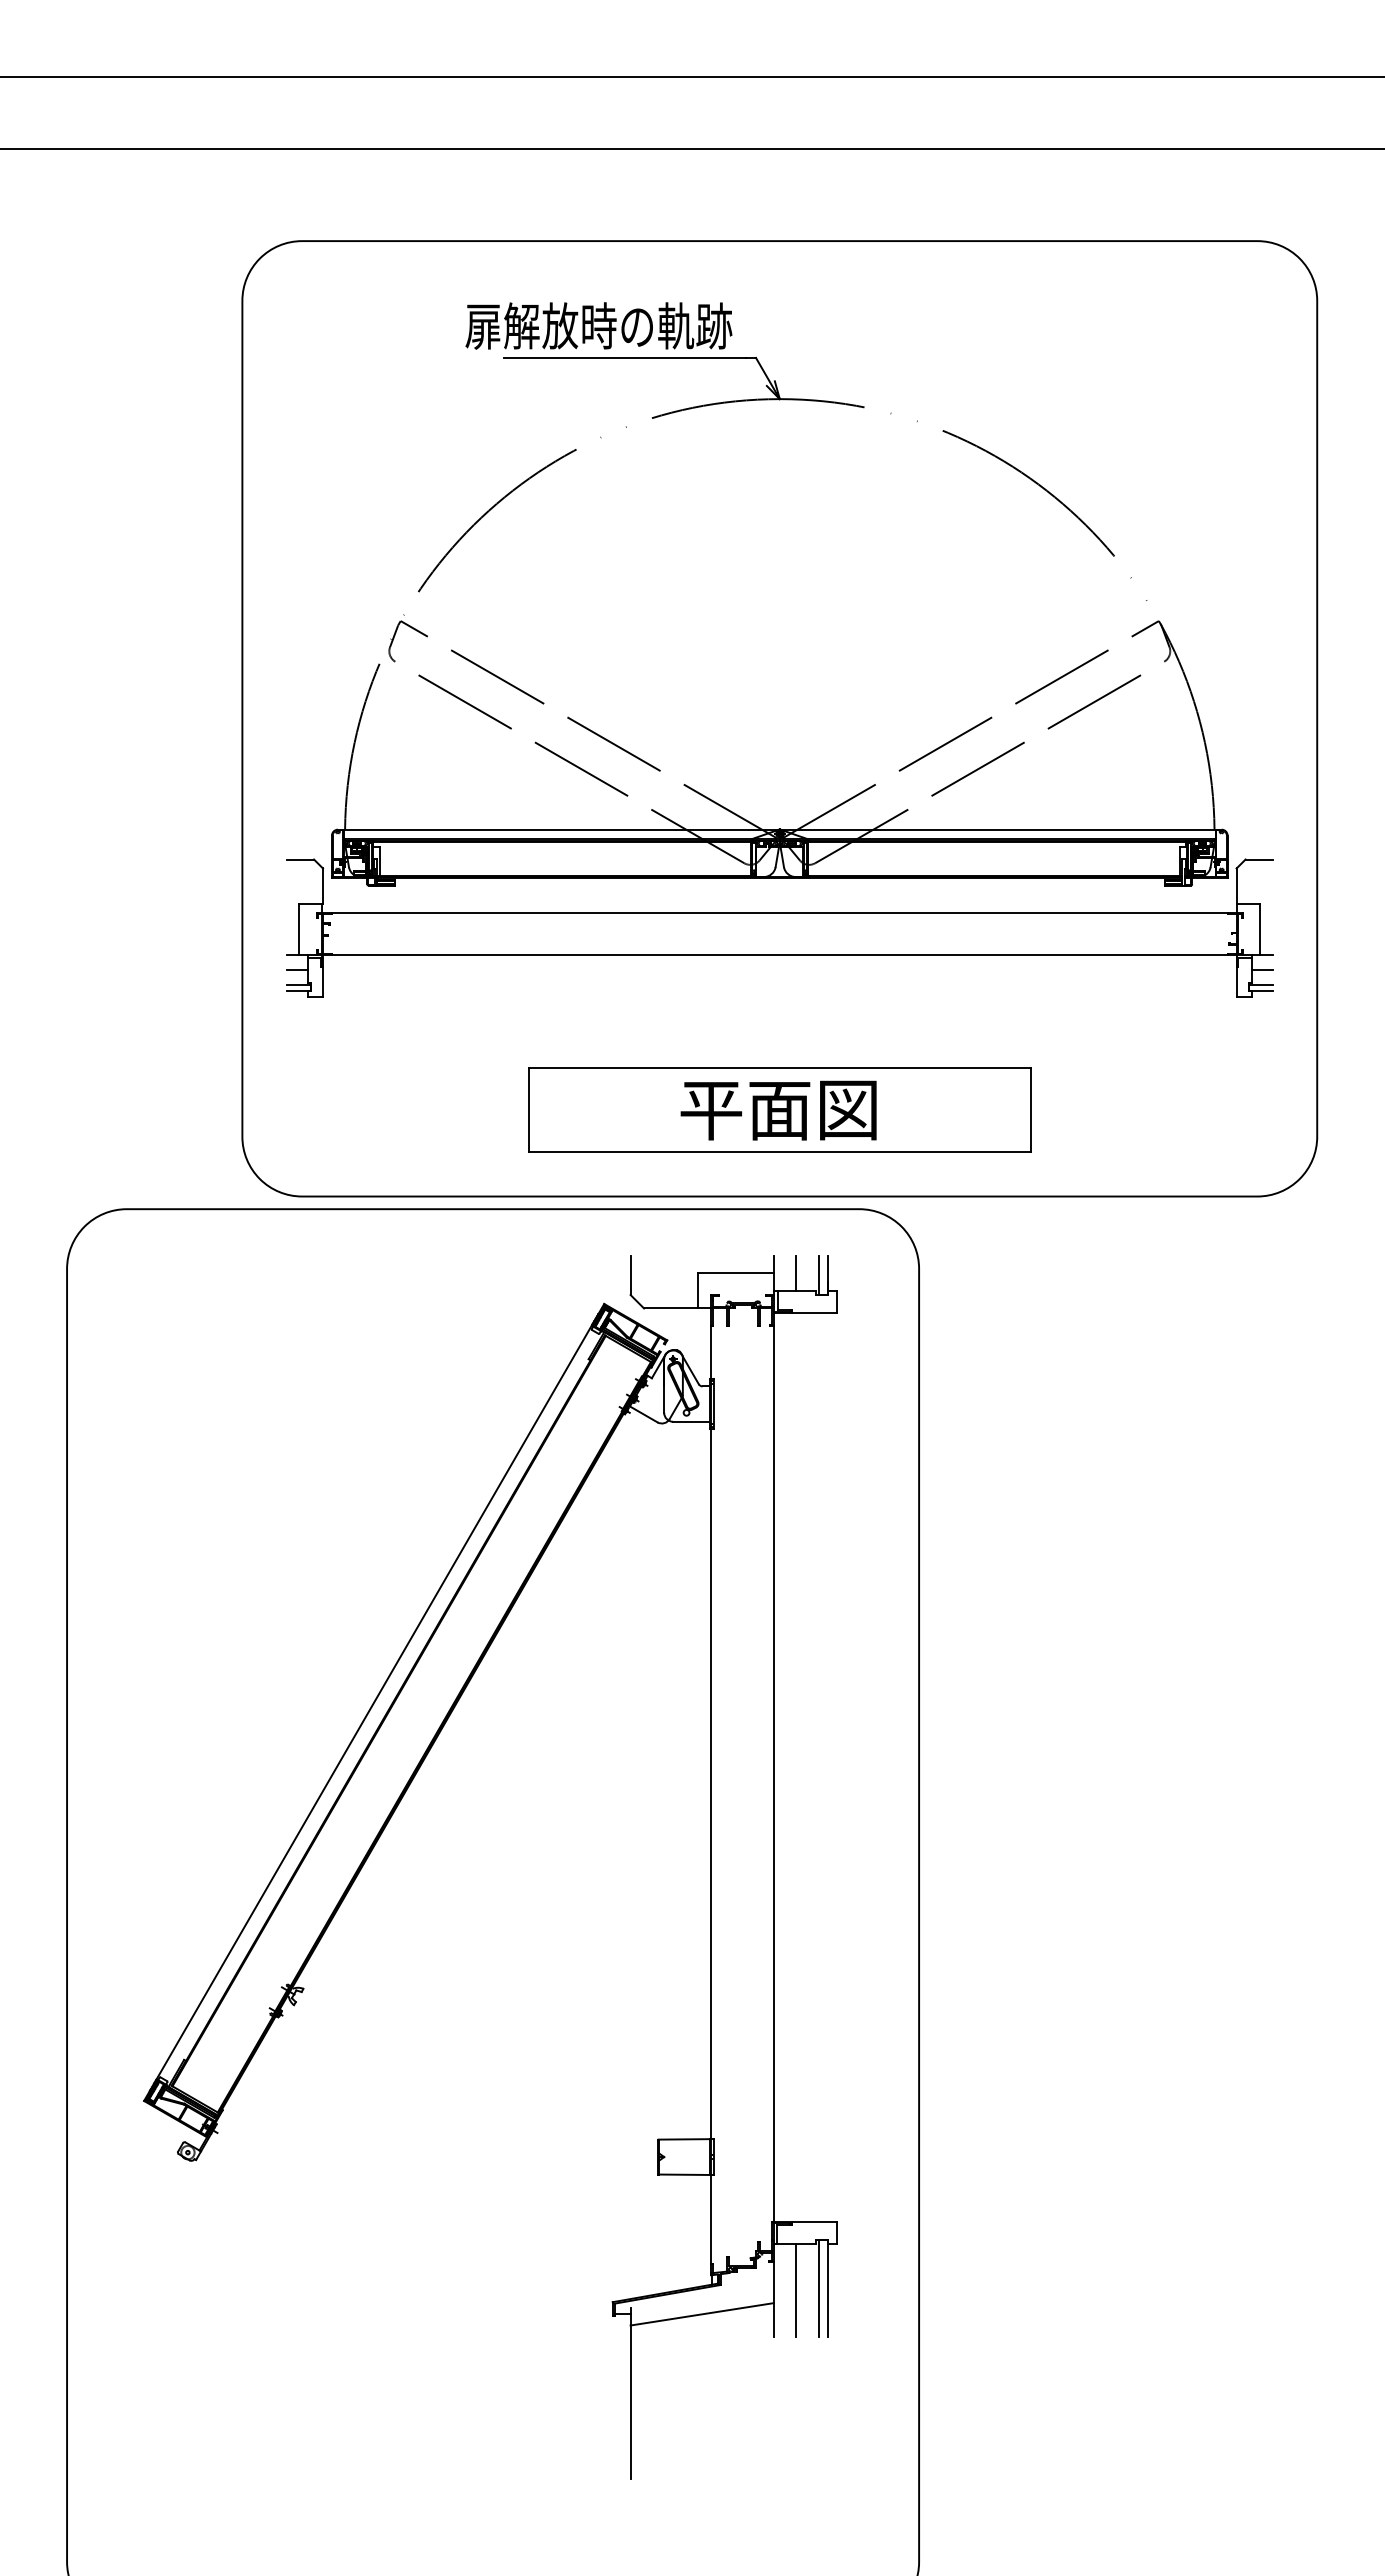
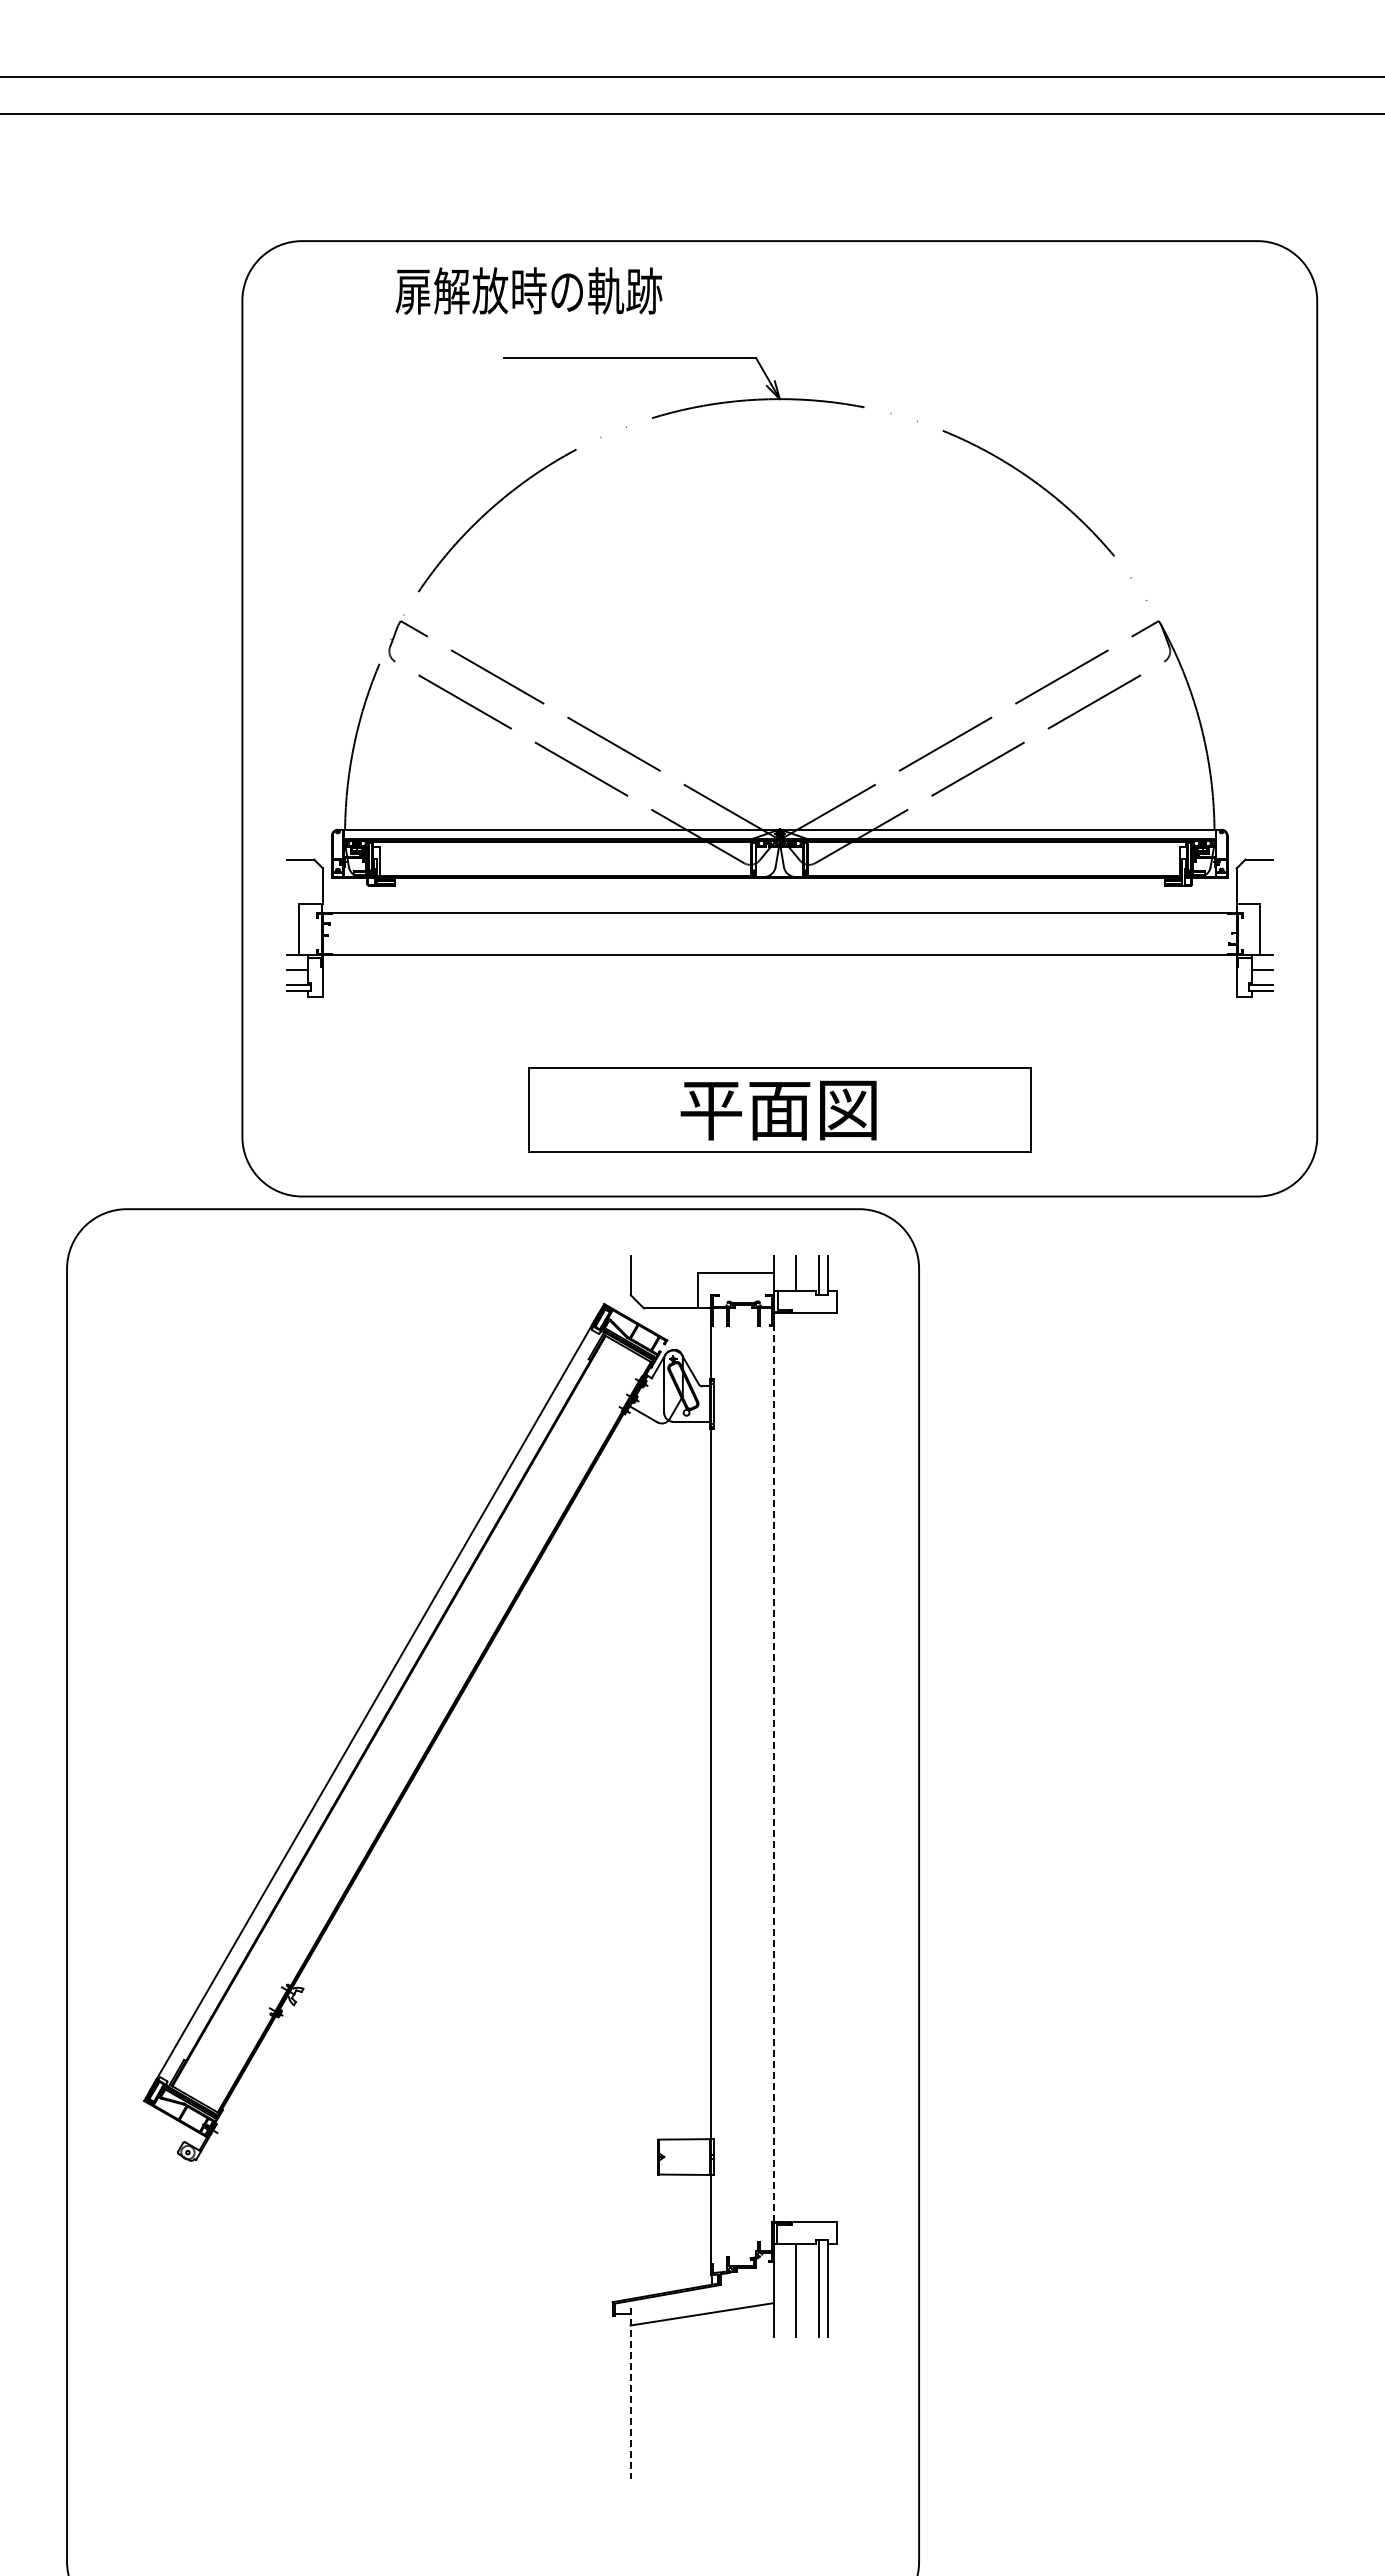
line position: (691, 148) -> (691, 113) (691, 113)
text position: (598, 325) -> (528, 290) (528, 290)
line: solid -> dashed (773, 1774)
line: solid -> dashed (630, 2393)
